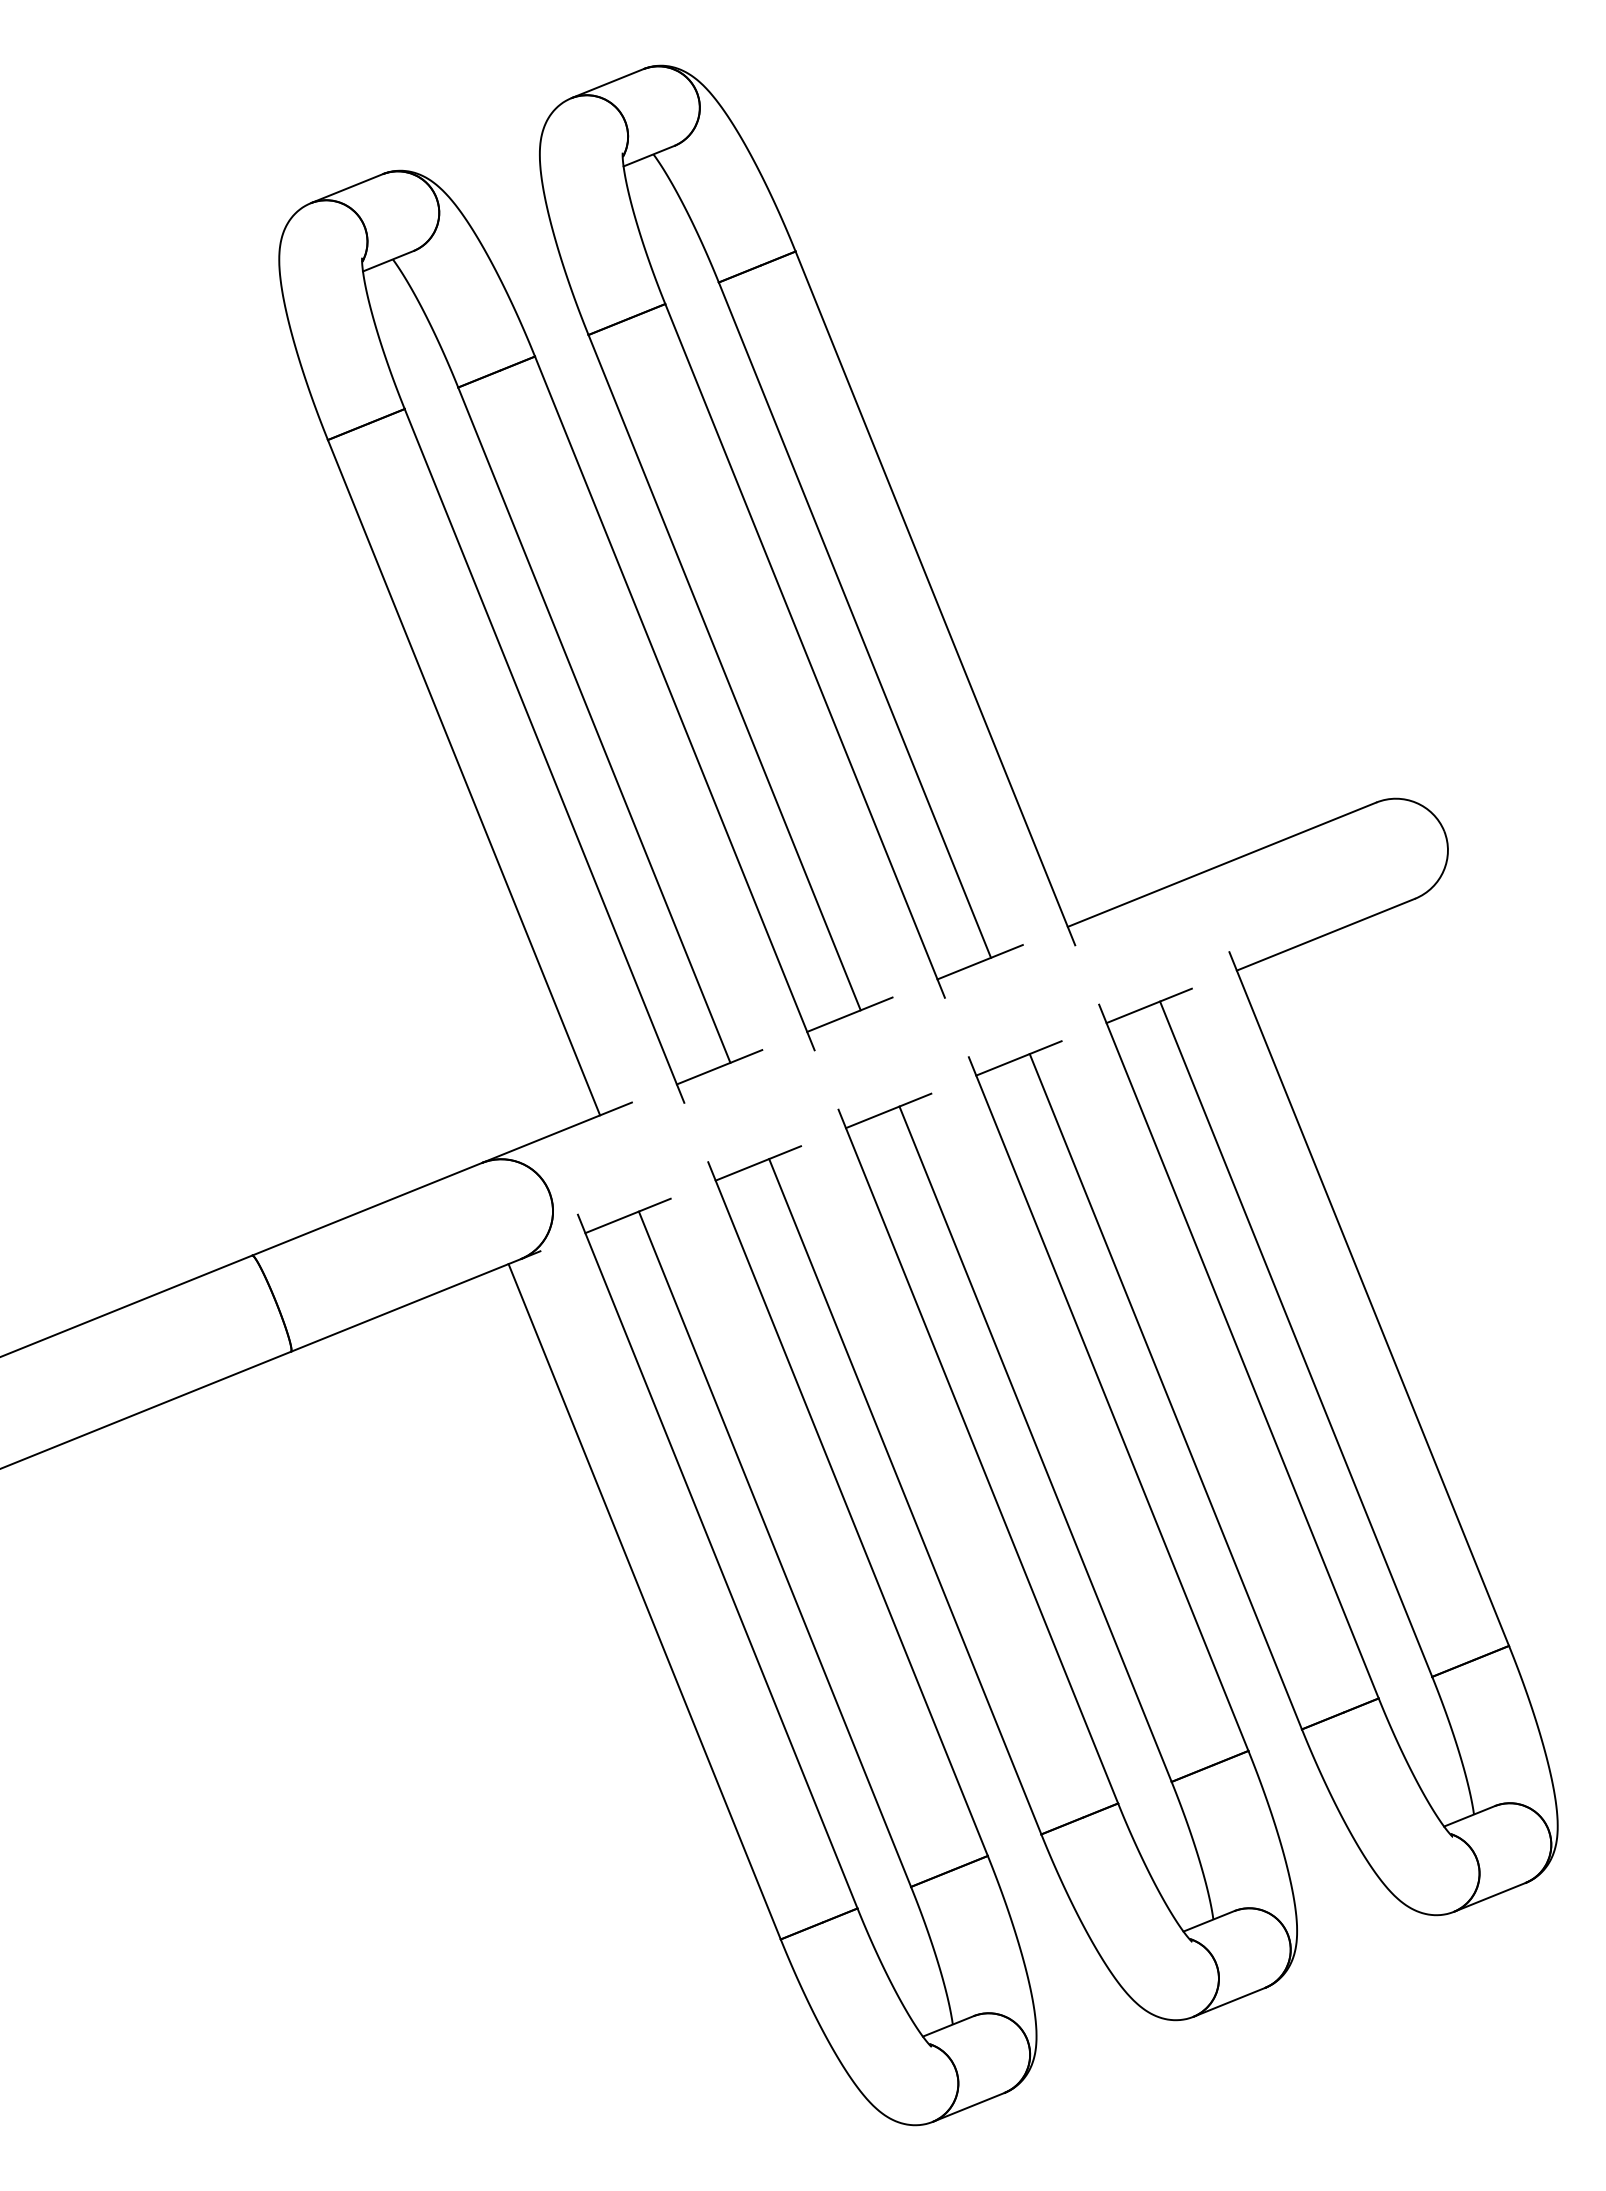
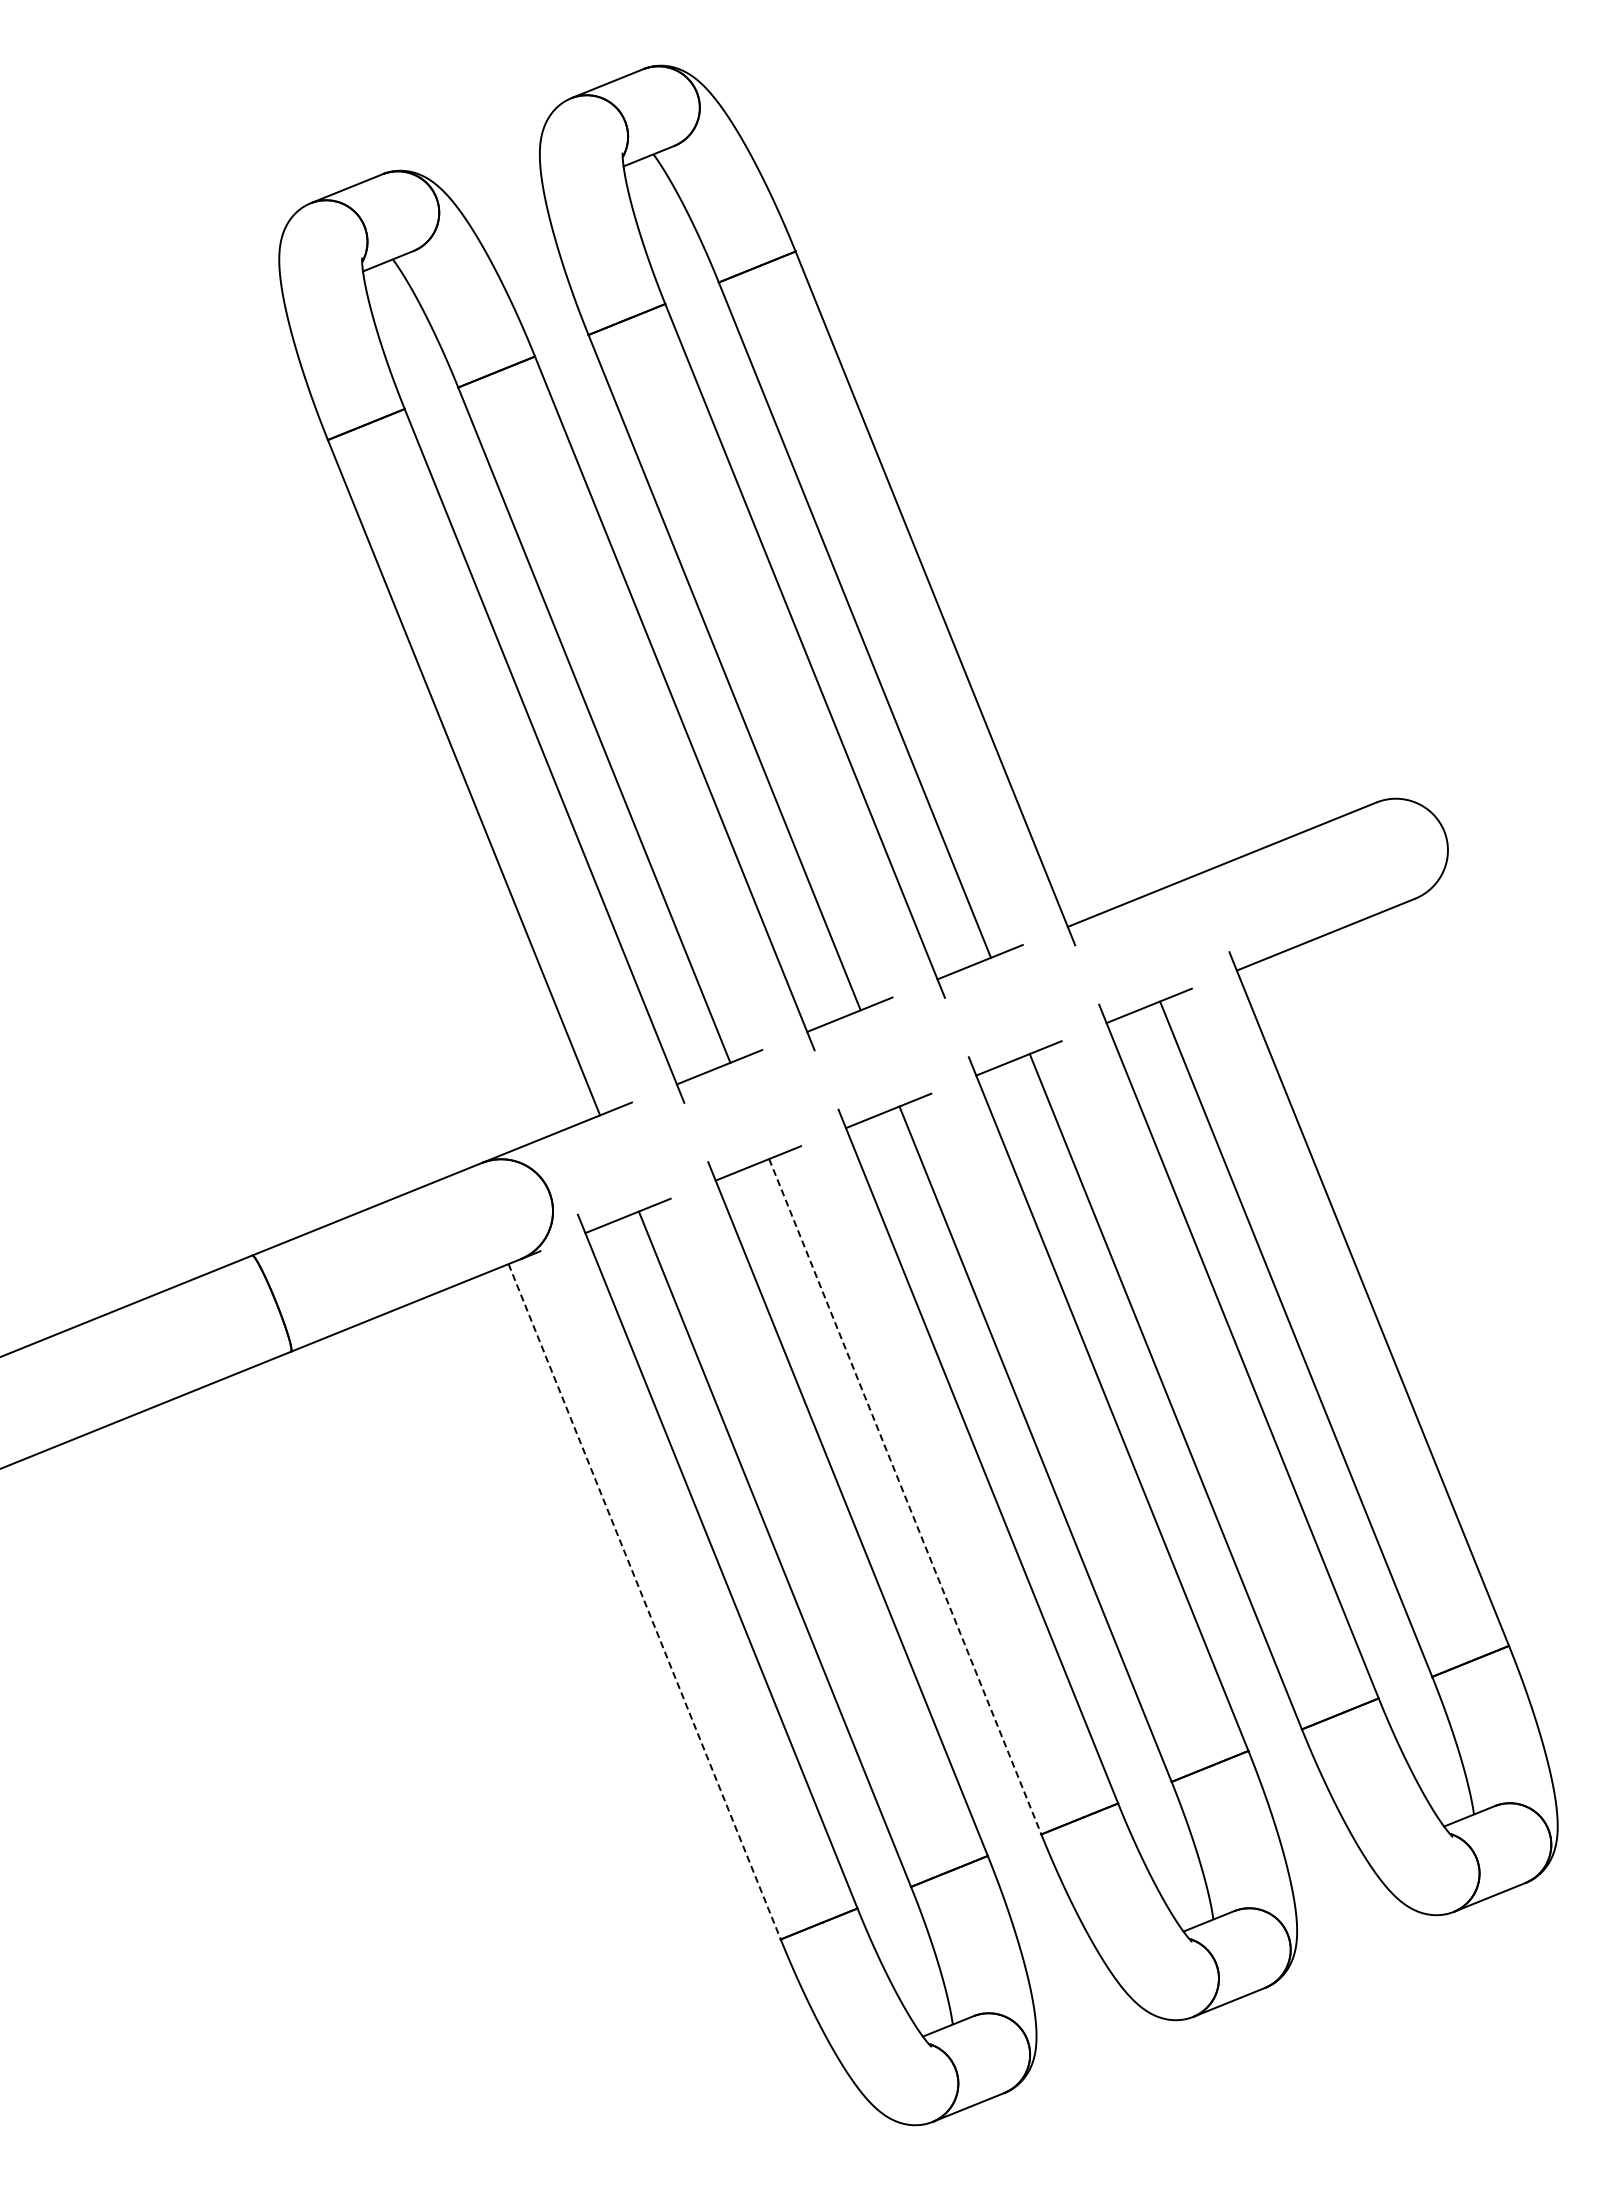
line: solid -> dashed (905, 1497)
line: solid -> dashed (644, 1602)
